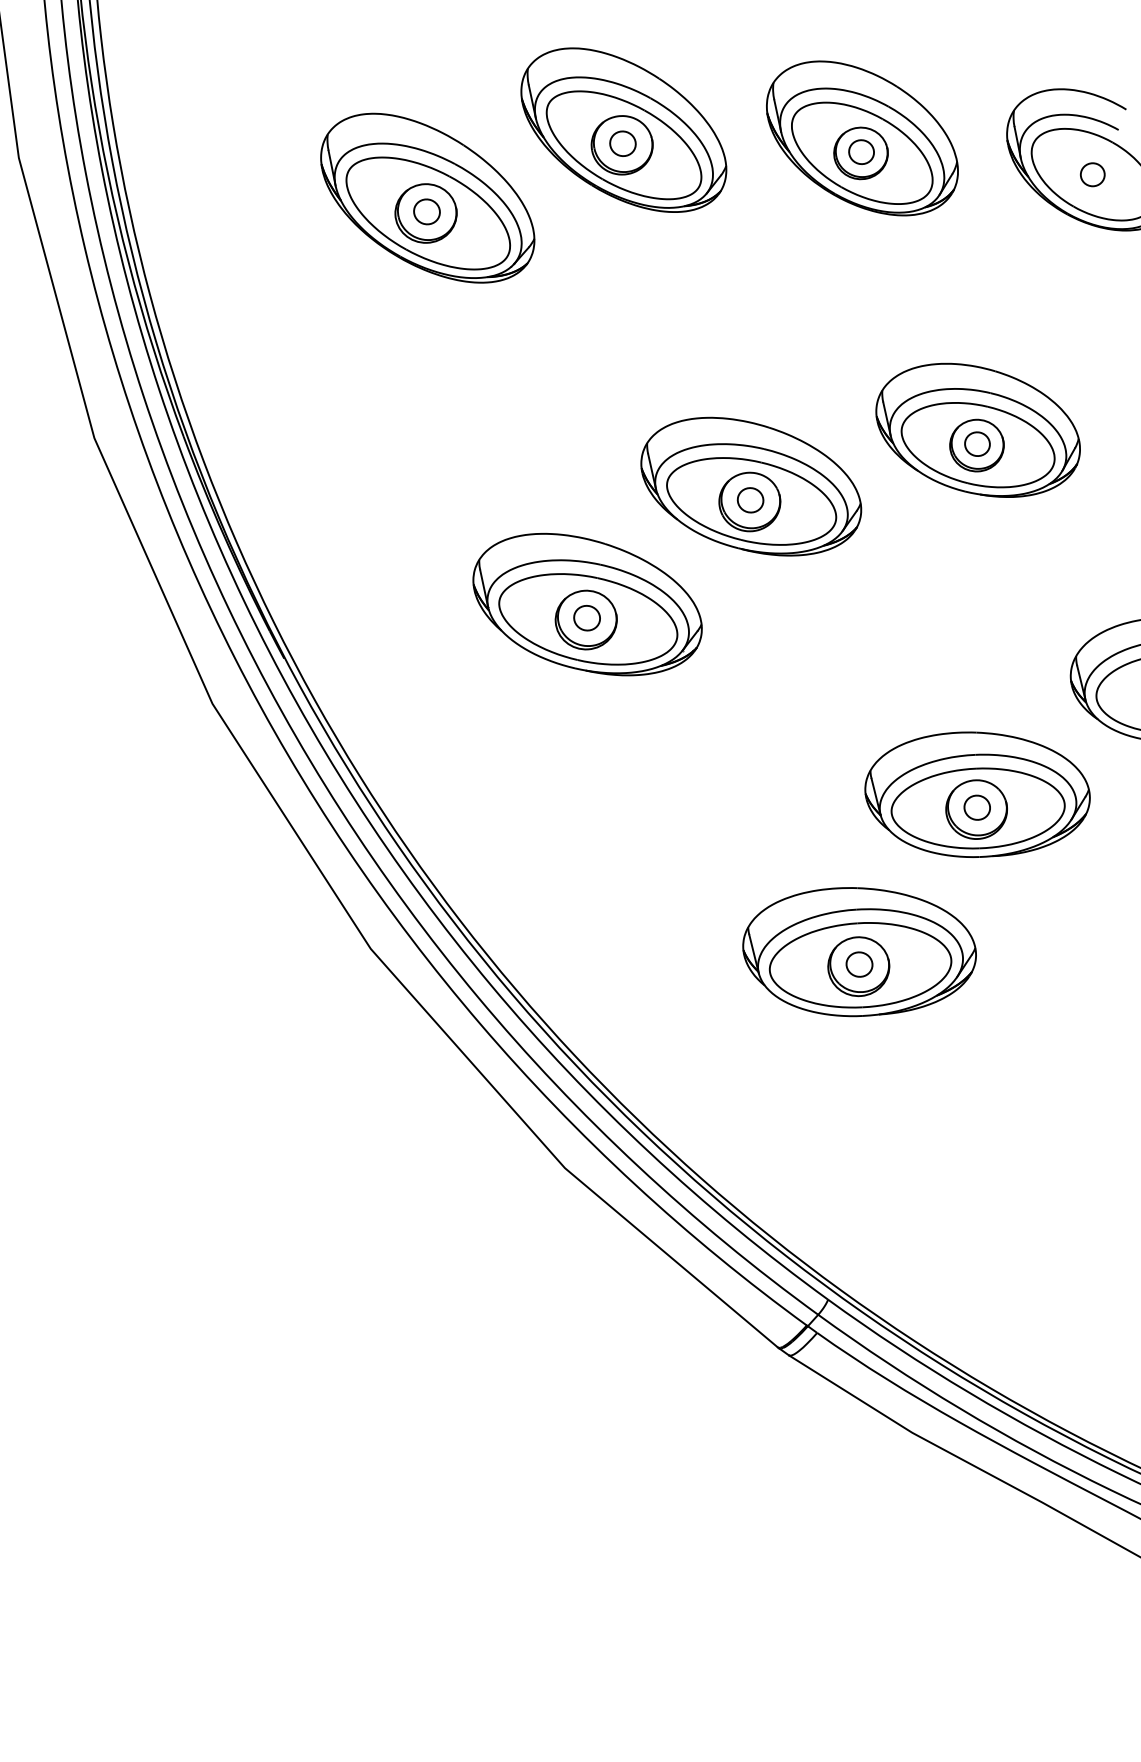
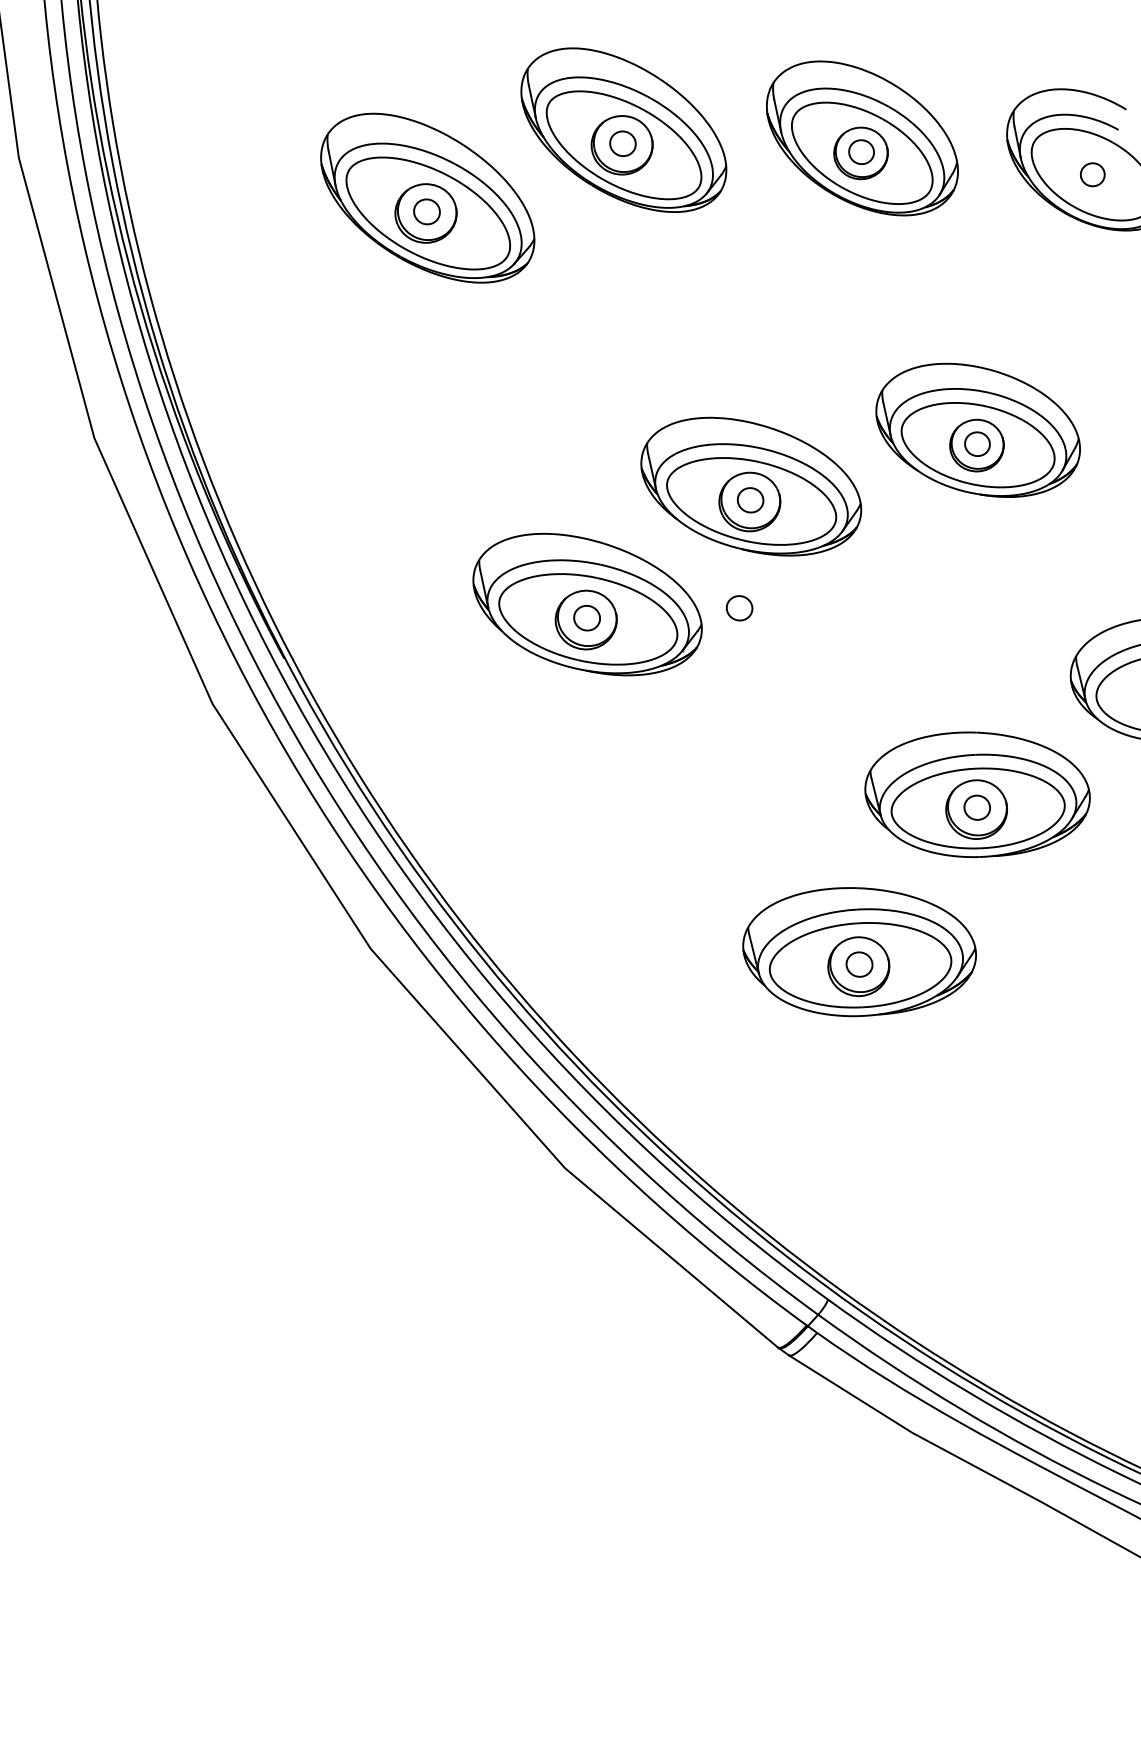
part: none -> present (739, 608)
